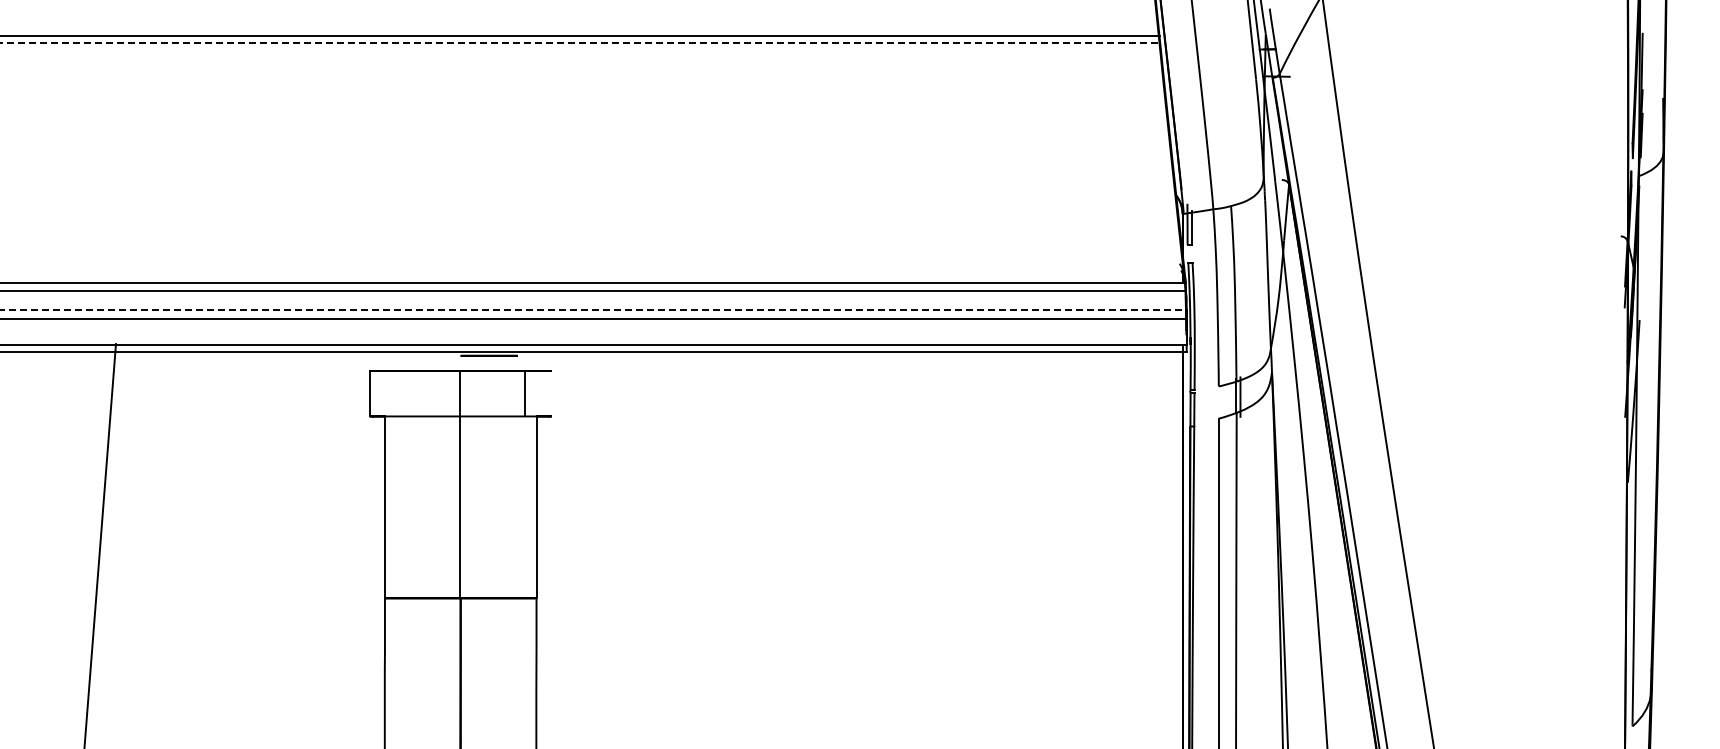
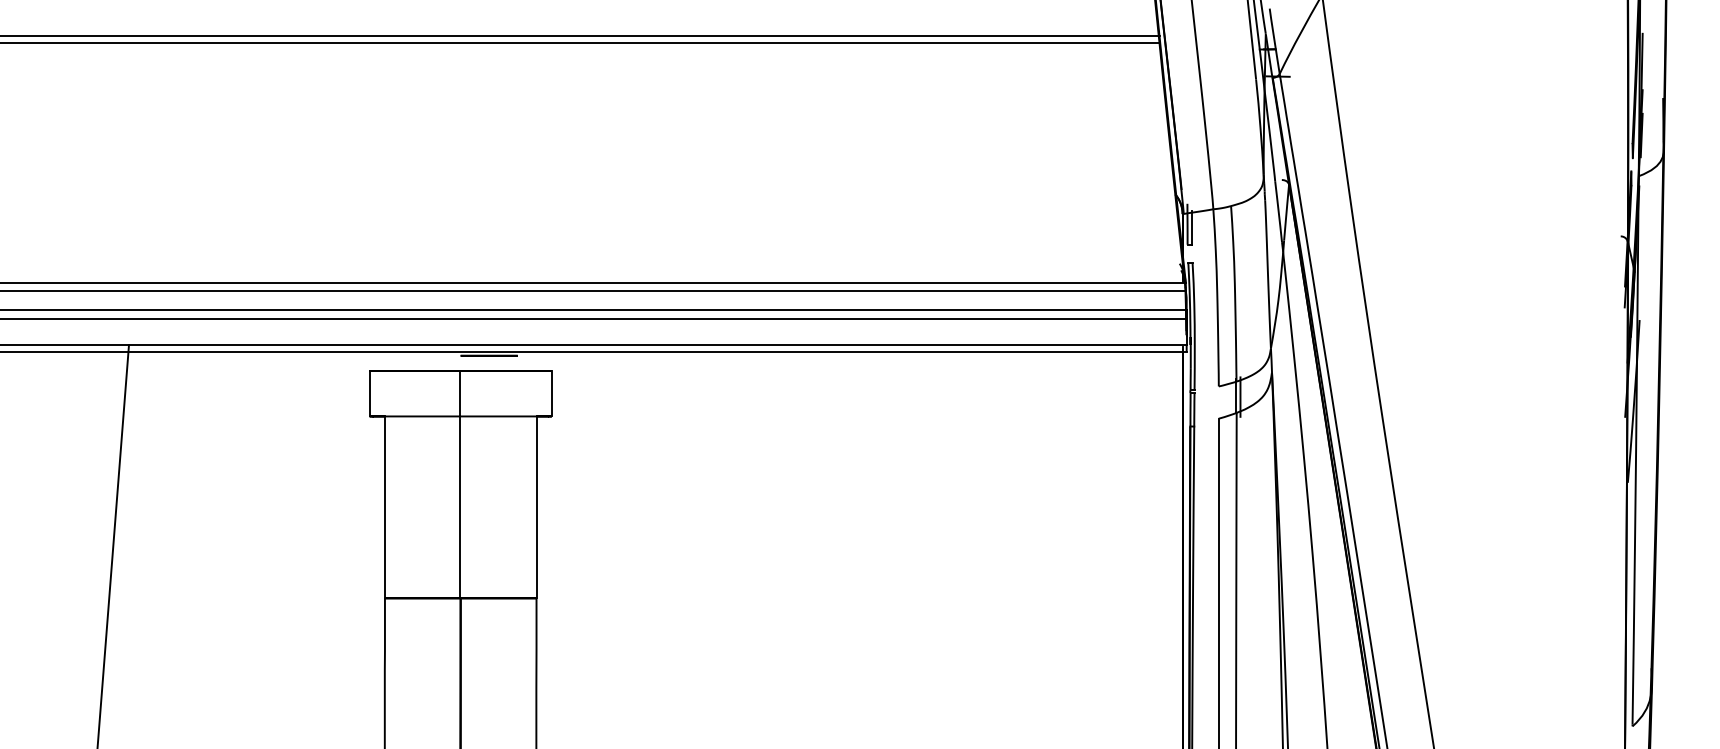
line: dashed -> solid (579, 43)
line: dashed -> solid (593, 310)
line position: (524, 393) -> (551, 393) (551, 393)
line position: (100, 544) -> (113, 545) (113, 545)
